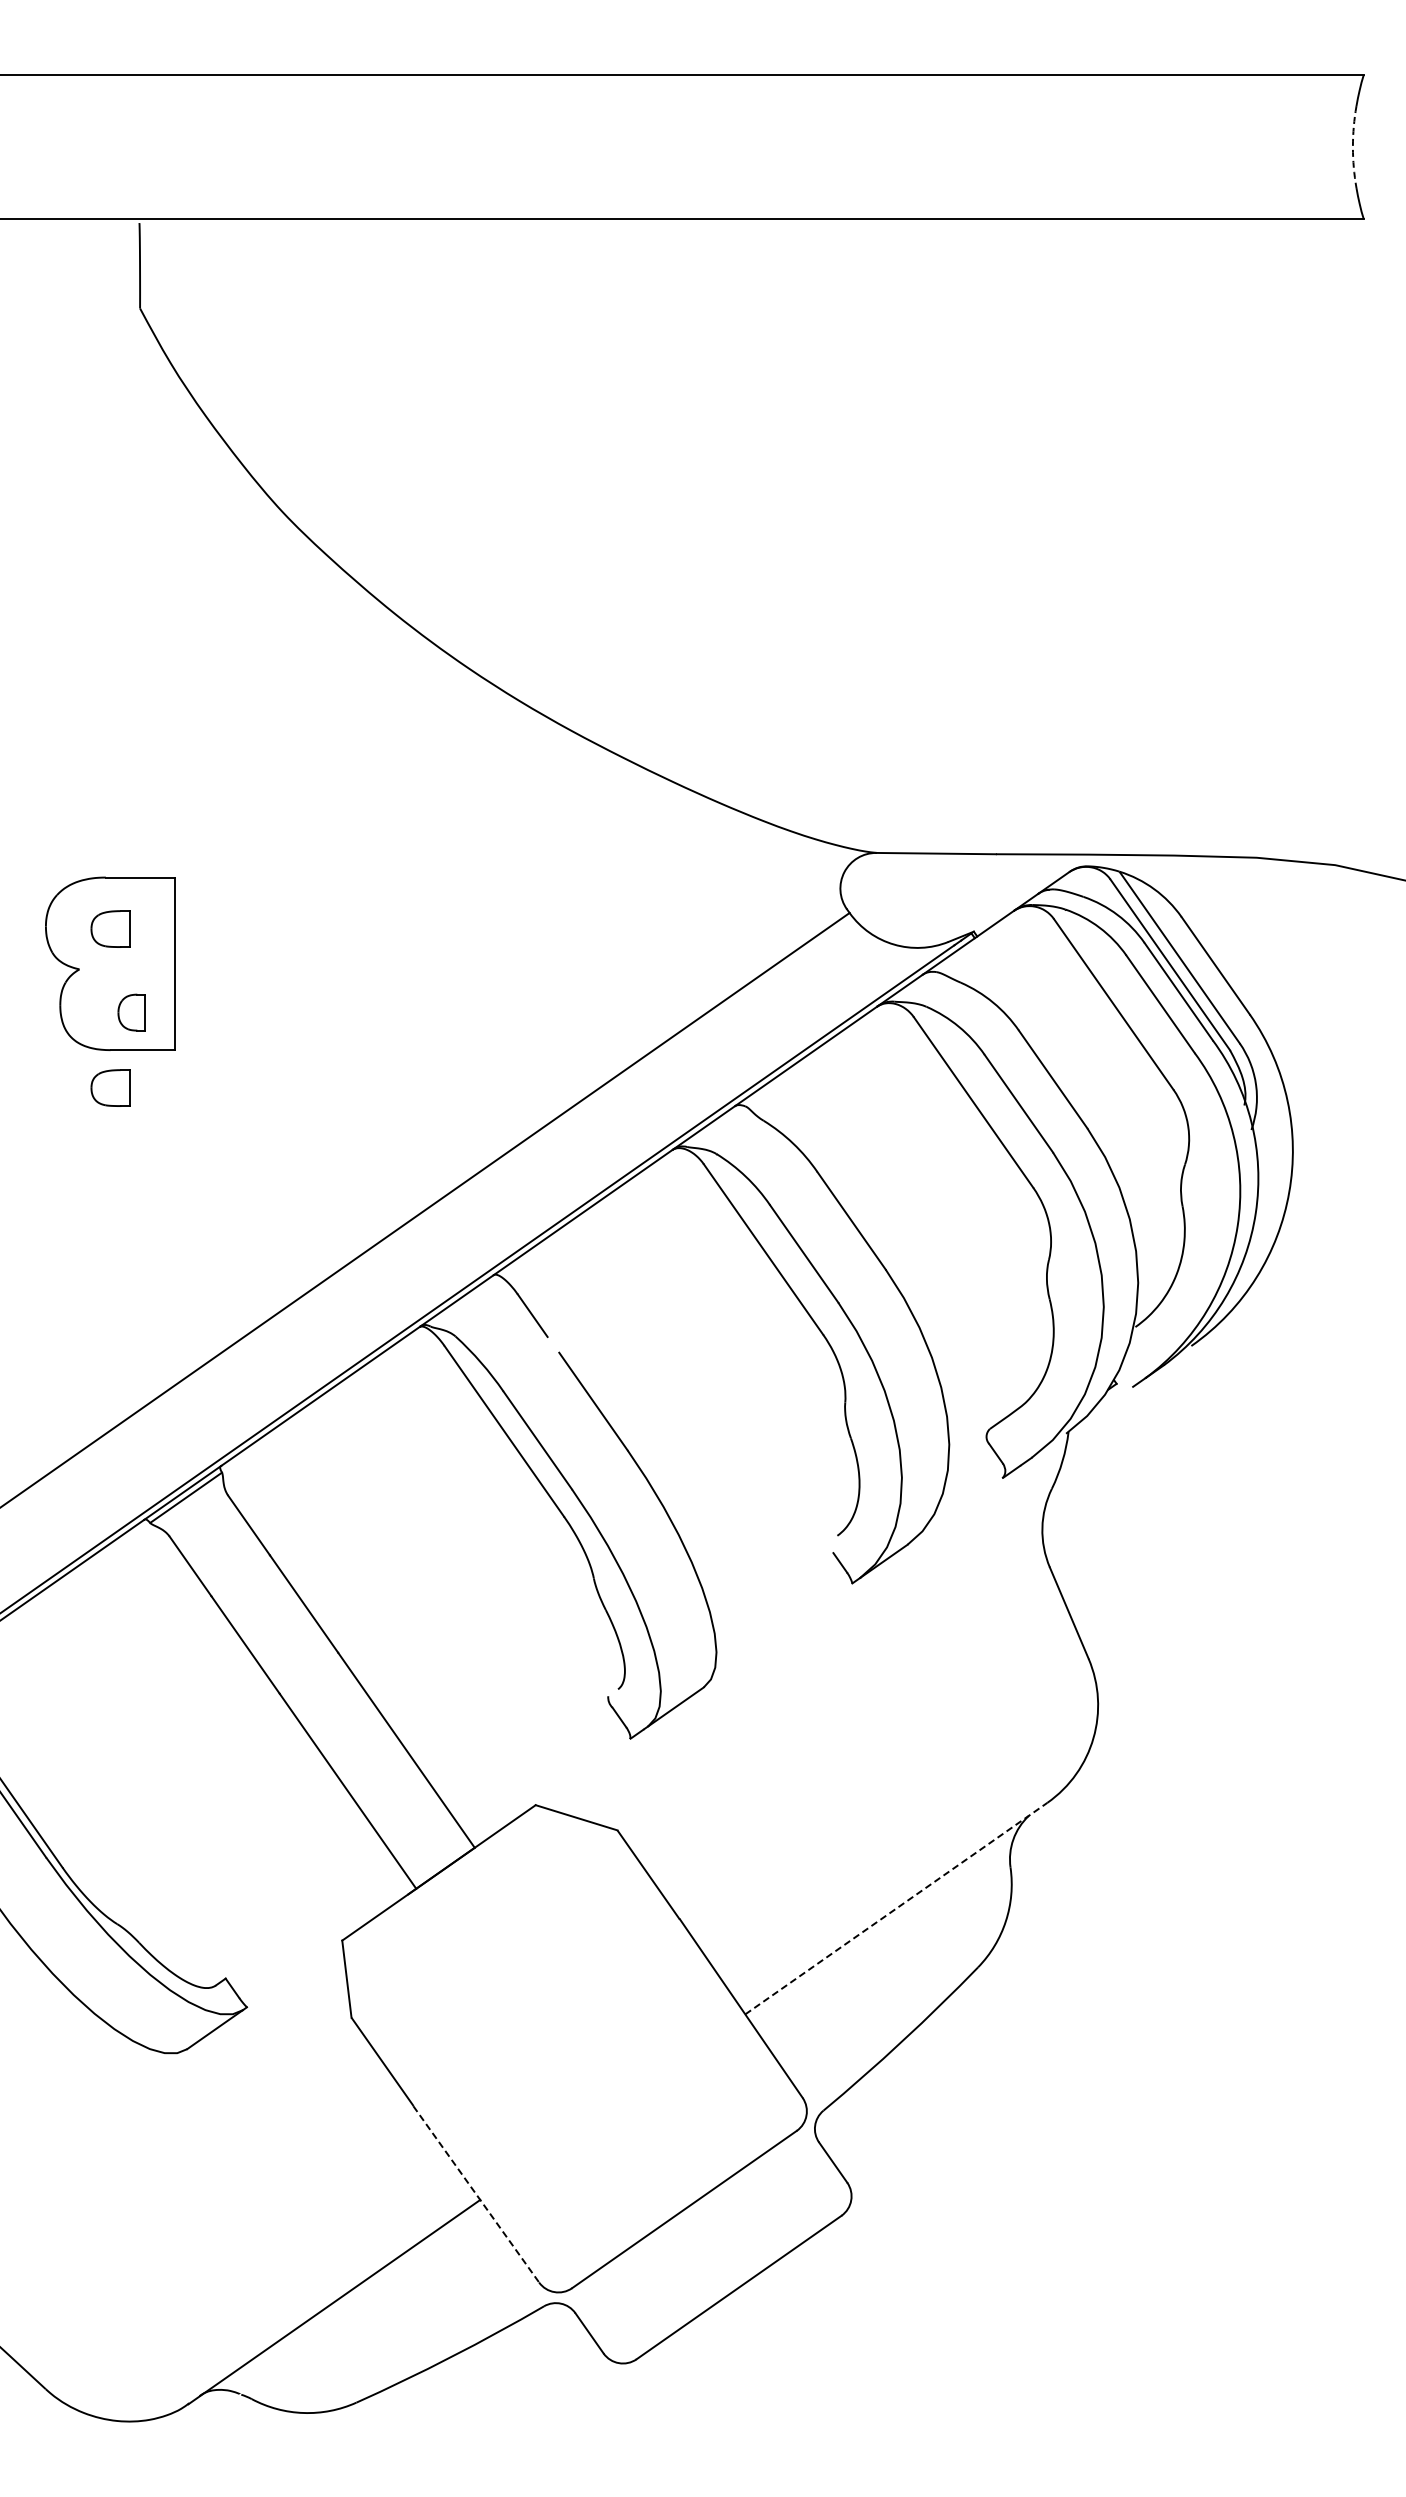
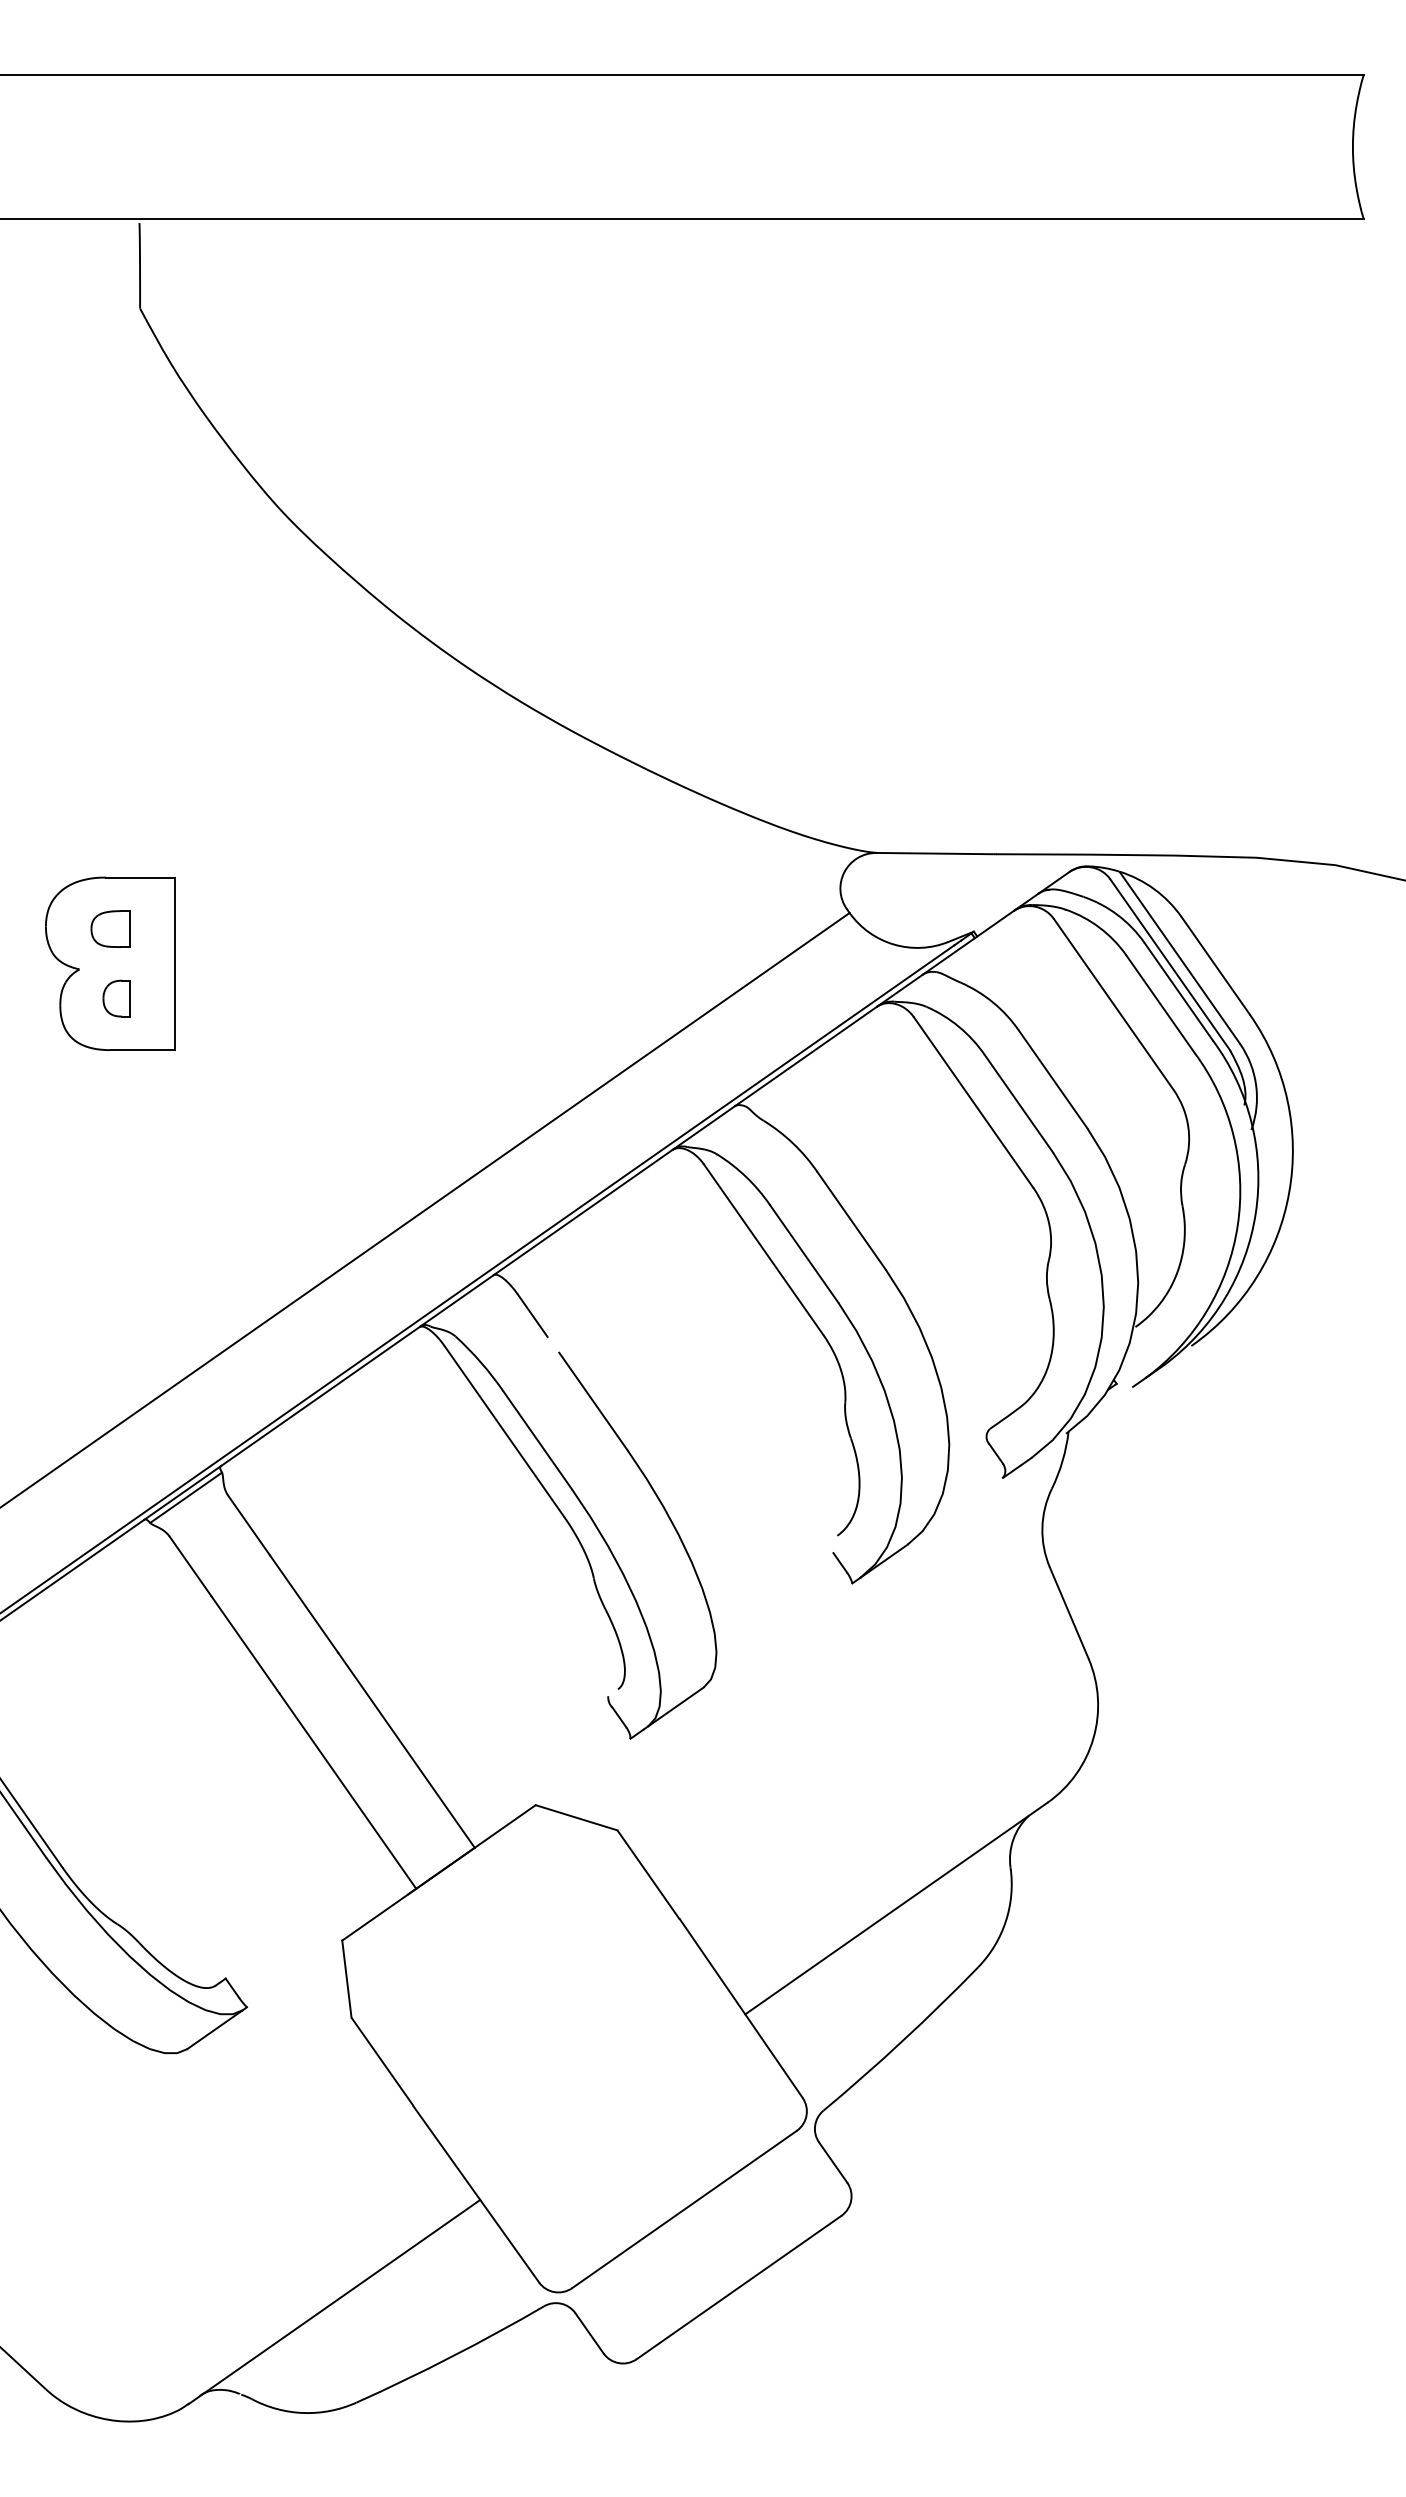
arc: dashed -> solid (1352, 147)
part position: (131, 1012) -> (116, 998) (116, 998)
part: present -> none (110, 1087)
line: dashed -> solid (896, 1908)
line: dashed -> solid (476, 2194)
